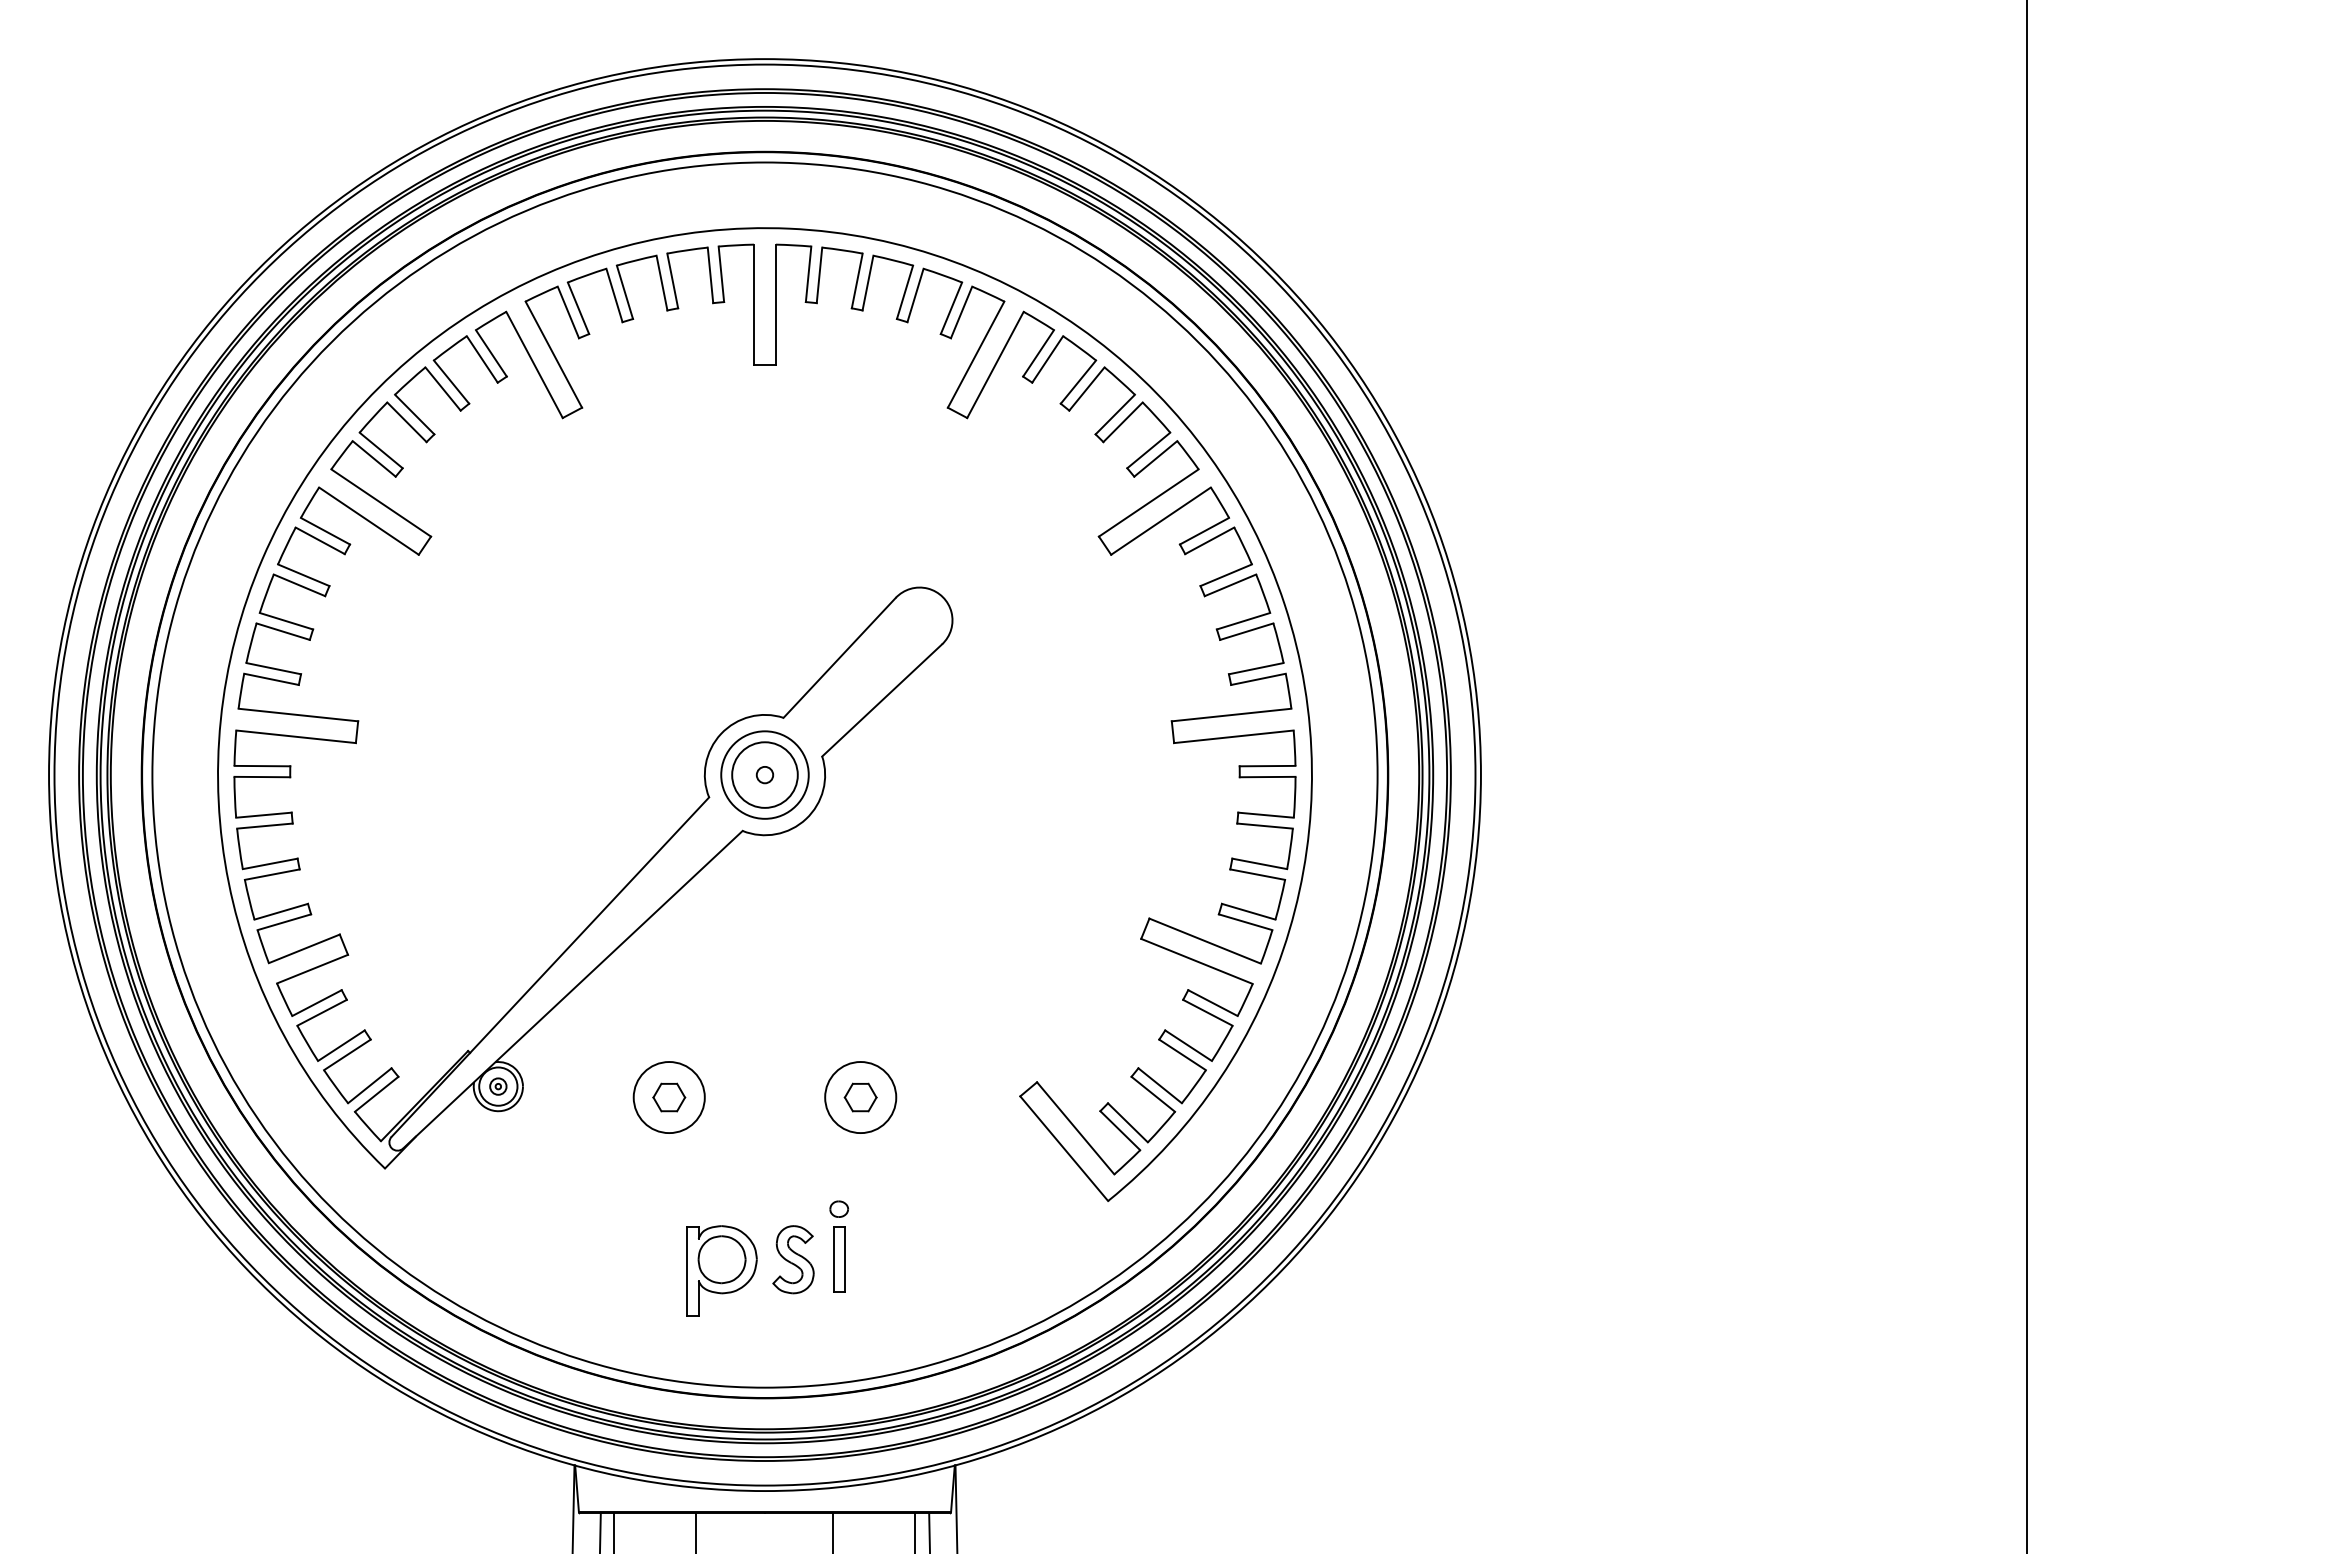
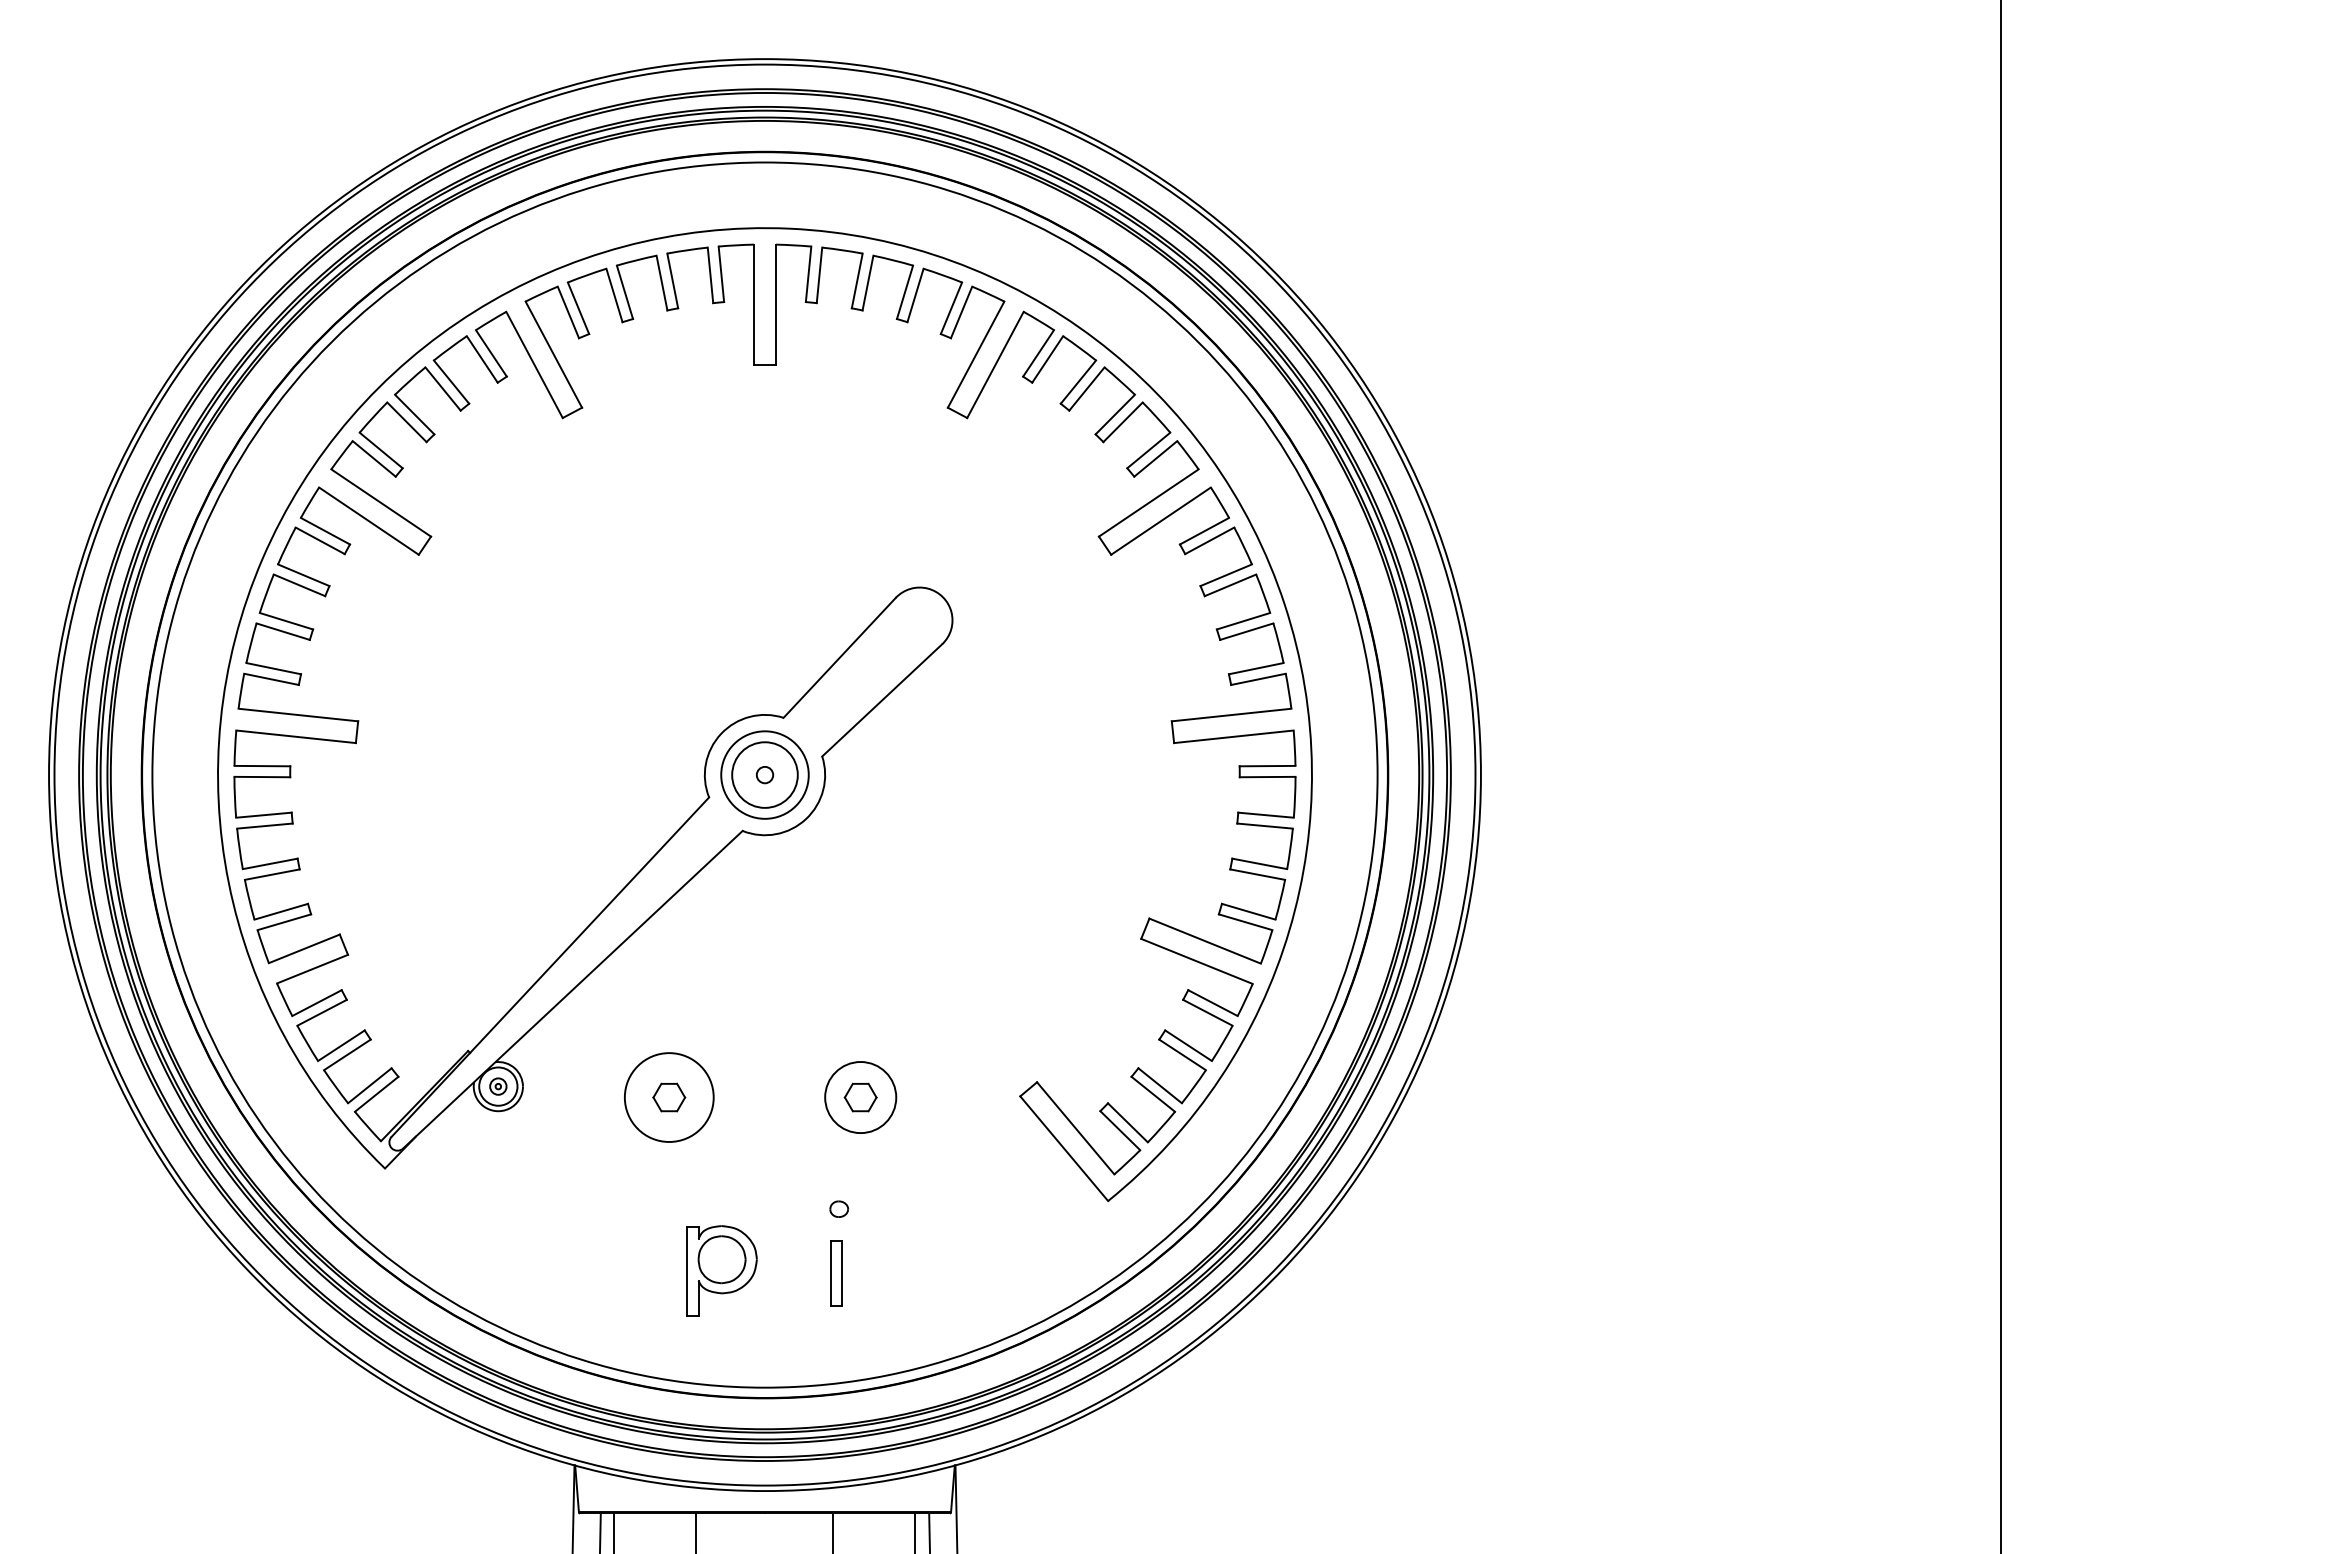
line position: (2027, 776) -> (2001, 776) (2001, 776)
circle diameter: 71 px -> 89 px (668, 1097)
part: present -> none (793, 1259)
part position: (839, 1259) -> (836, 1273) (836, 1273)
